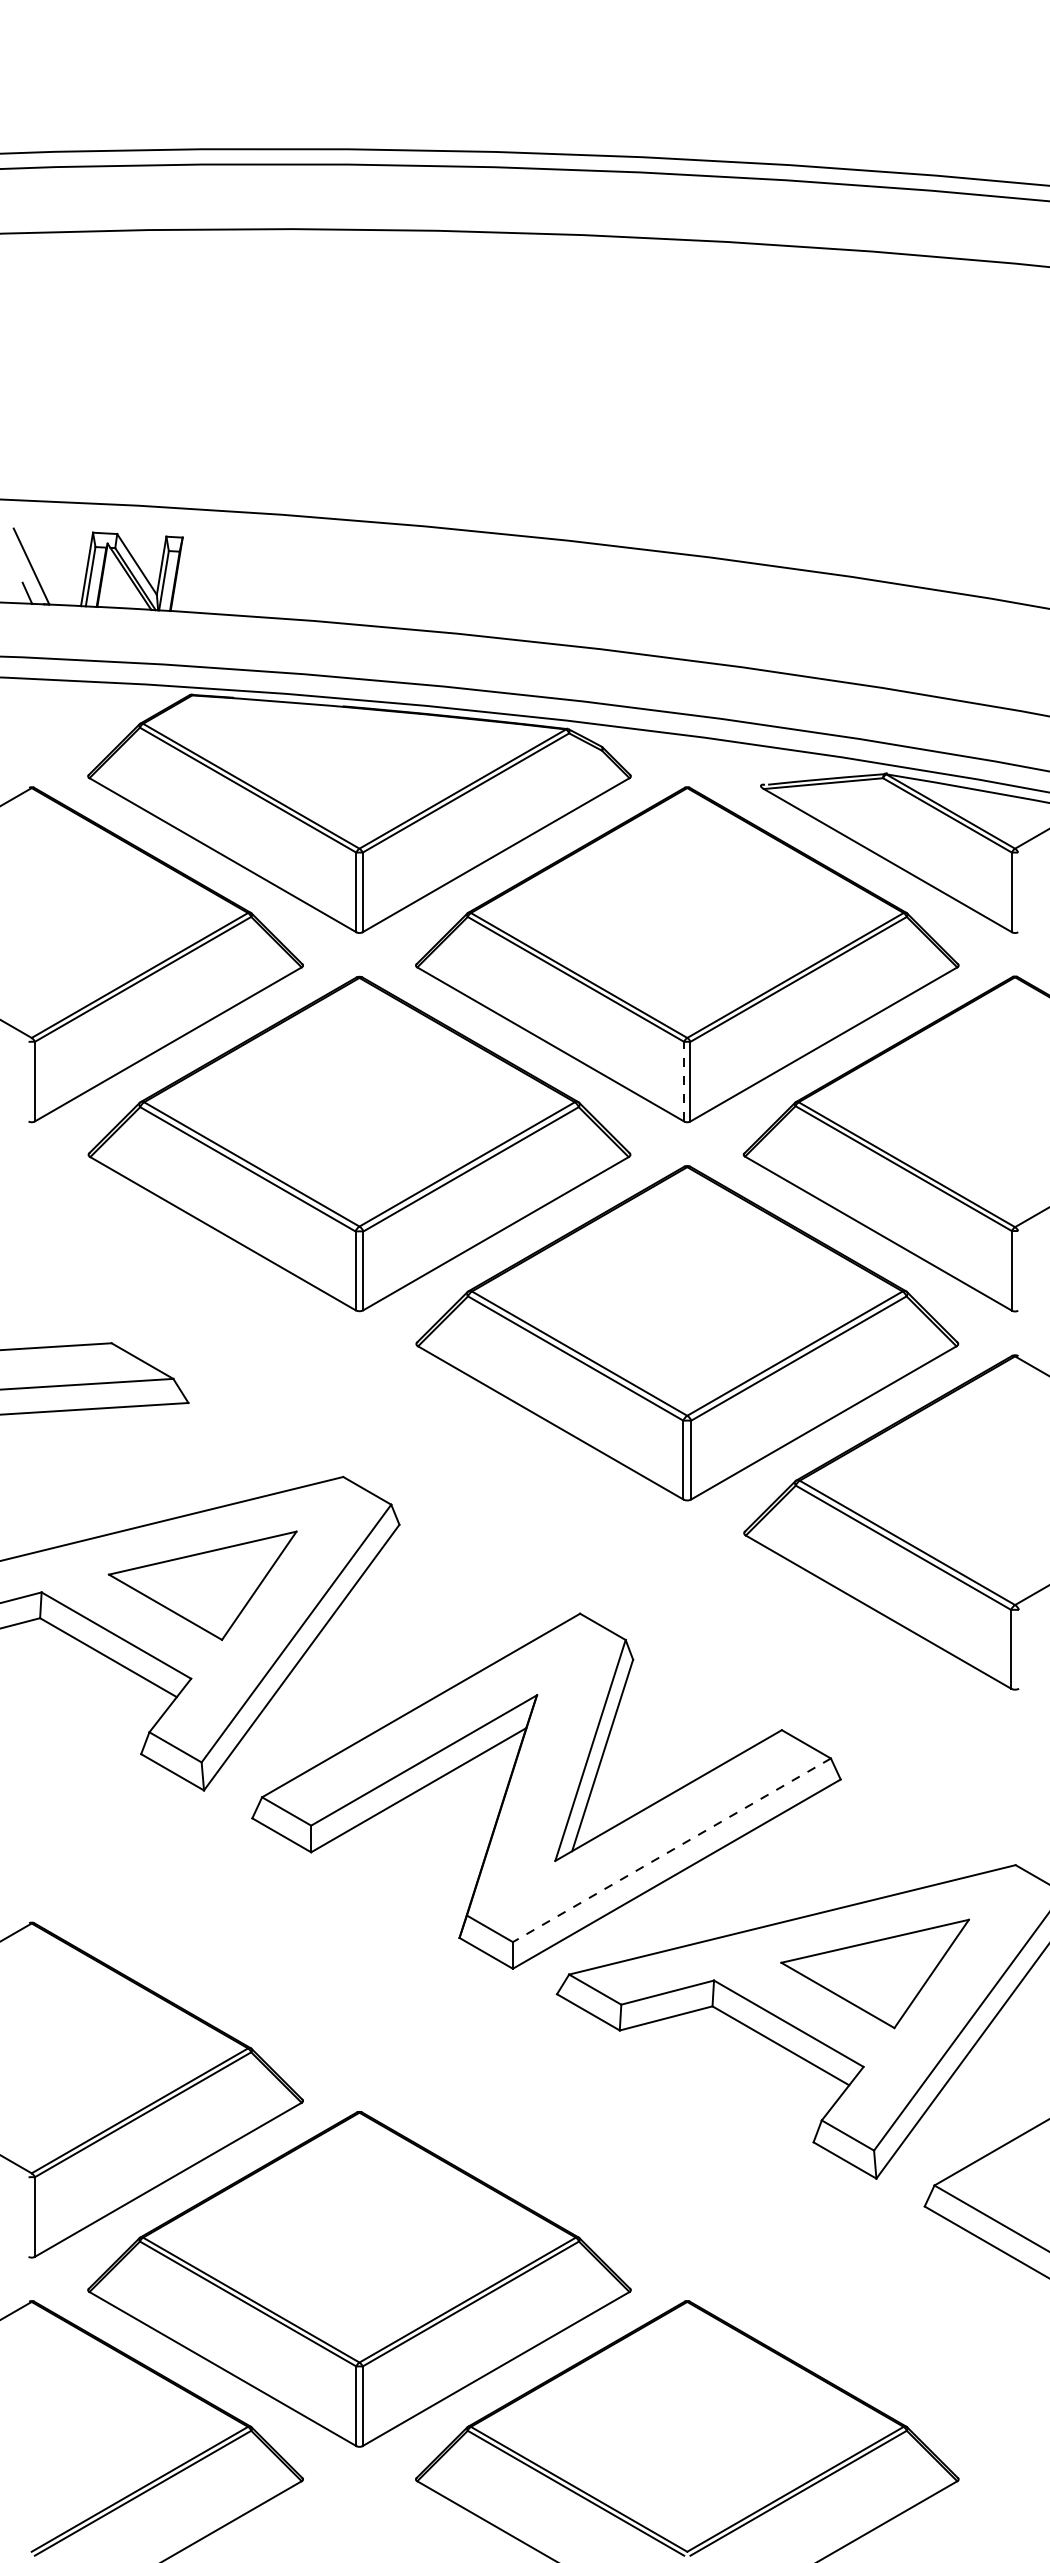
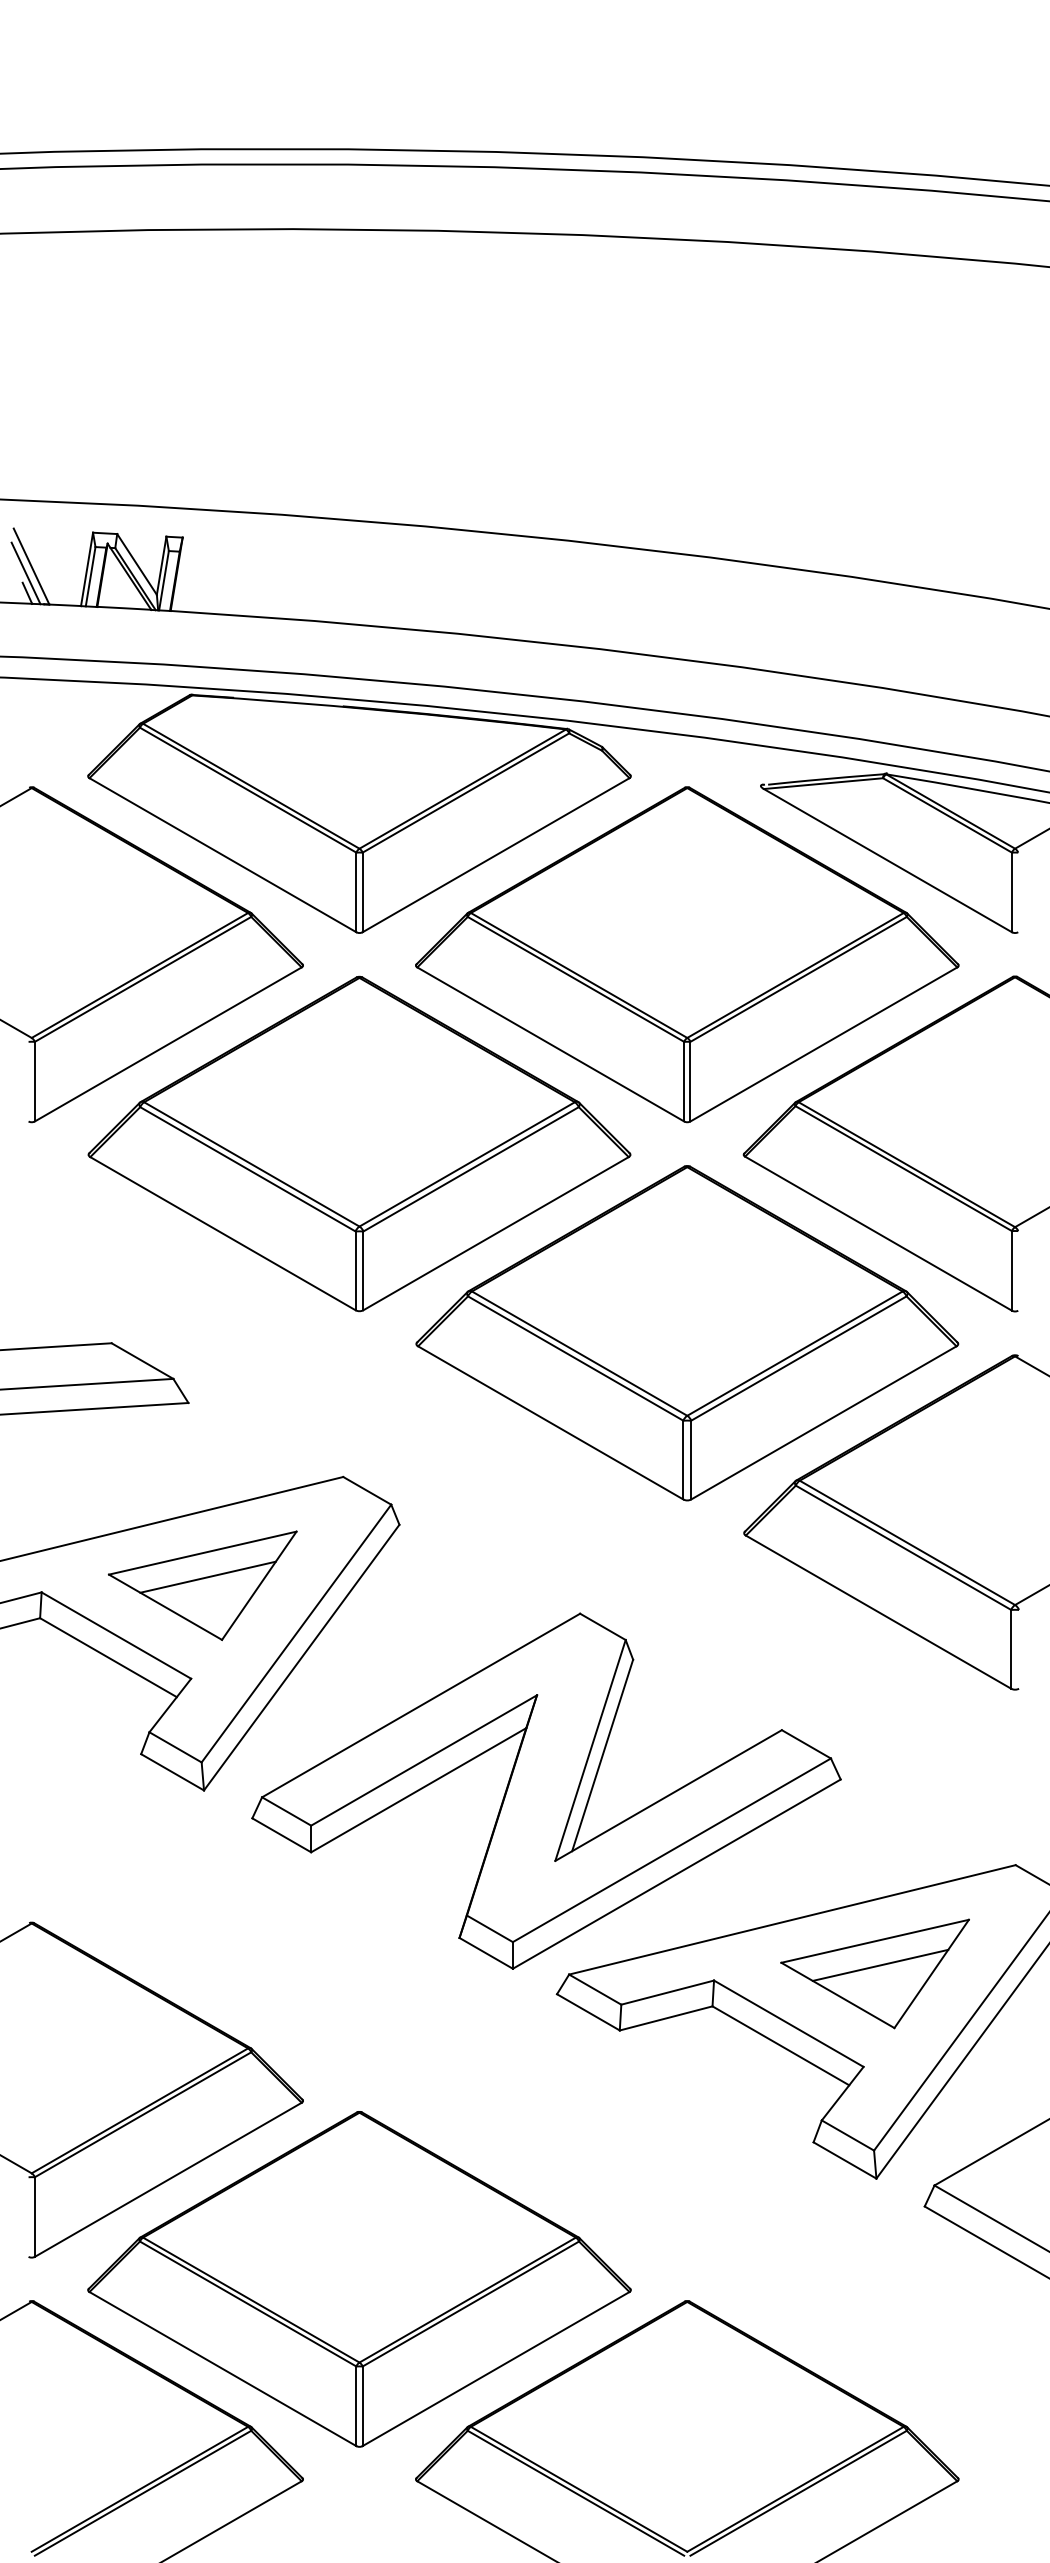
line: none -> present (25, 573)
line: dashed -> solid (684, 1081)
line: none -> present (207, 1576)
line: dashed -> solid (671, 1850)
line: none -> present (880, 1964)
